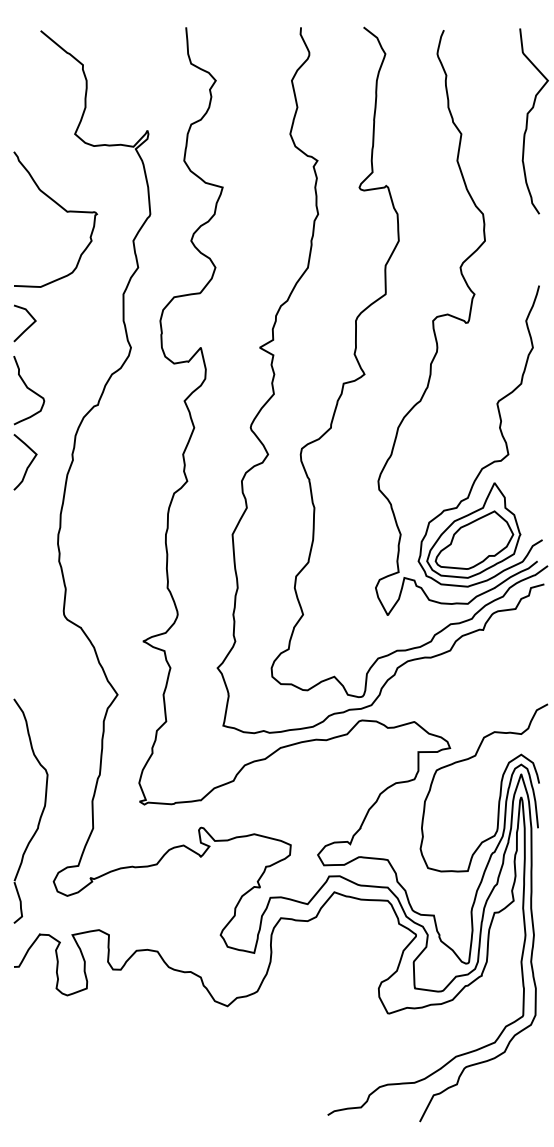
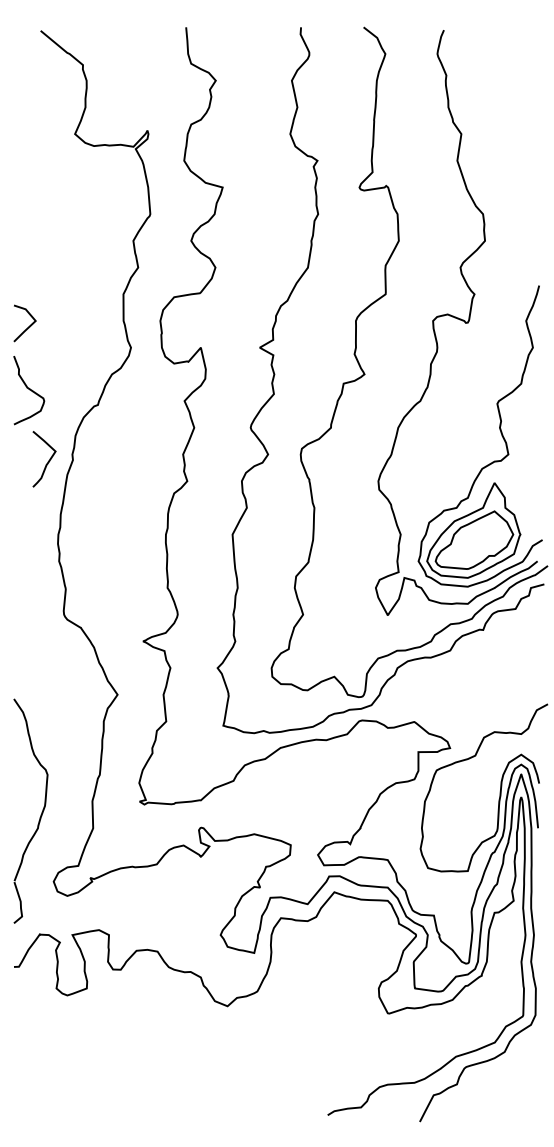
curve: present -> none (528, 119)
curve: present -> none (62, 209)
curve position: (28, 464) -> (47, 461) (47, 461)
